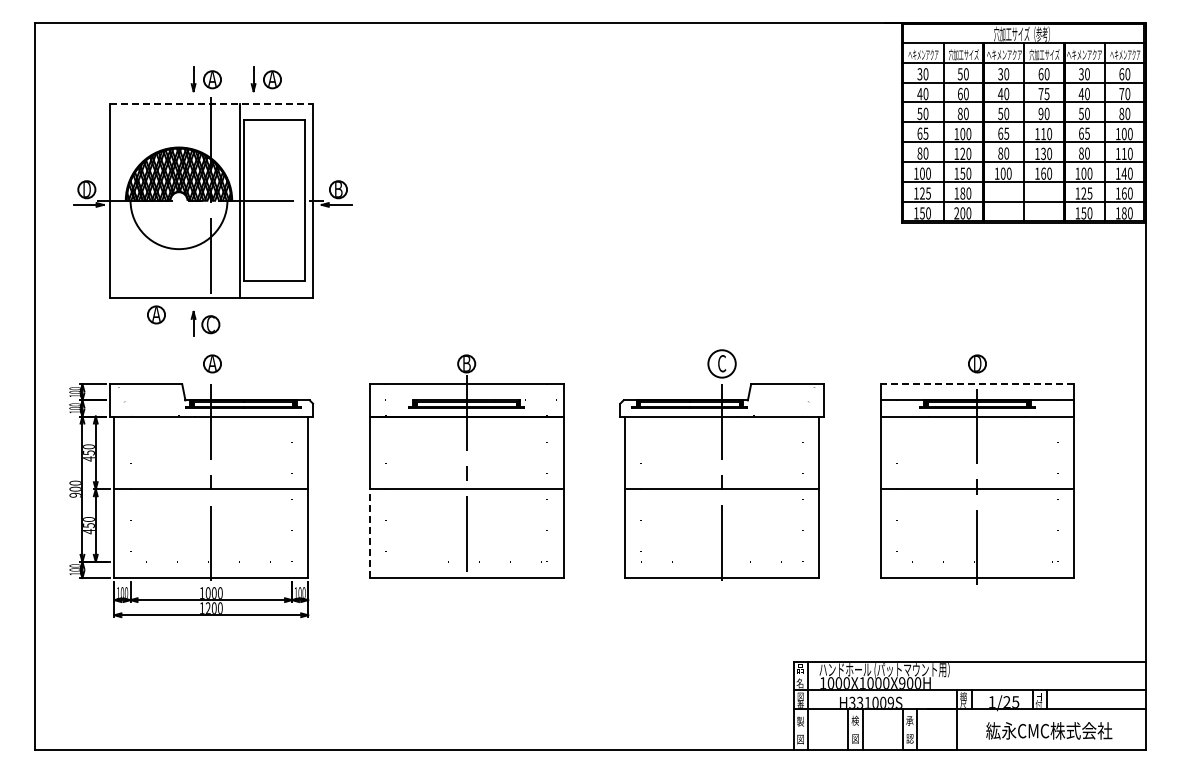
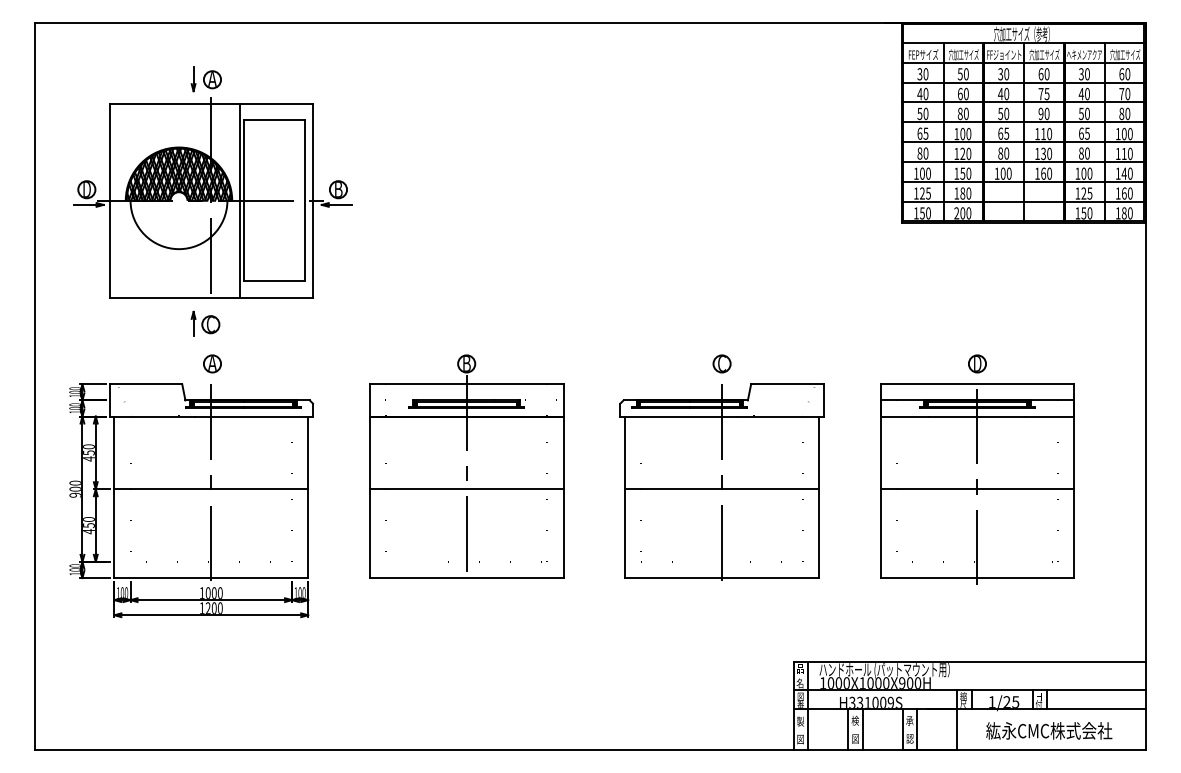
text: ヘキメンアクア -> FEPサイズ (923, 54)
text: ヘキメンアクア -> FFジョイント (1004, 54)
text: ヘキメンアクア -> 穴加工サイズ (1125, 54)
part: present -> none (265, 79)
line: dashed -> solid (211, 103)
part: present -> none (156, 314)
circle diameter: 27 px -> 17 px (721, 363)
line: dashed -> solid (977, 384)
line: dashed -> solid (369, 533)
